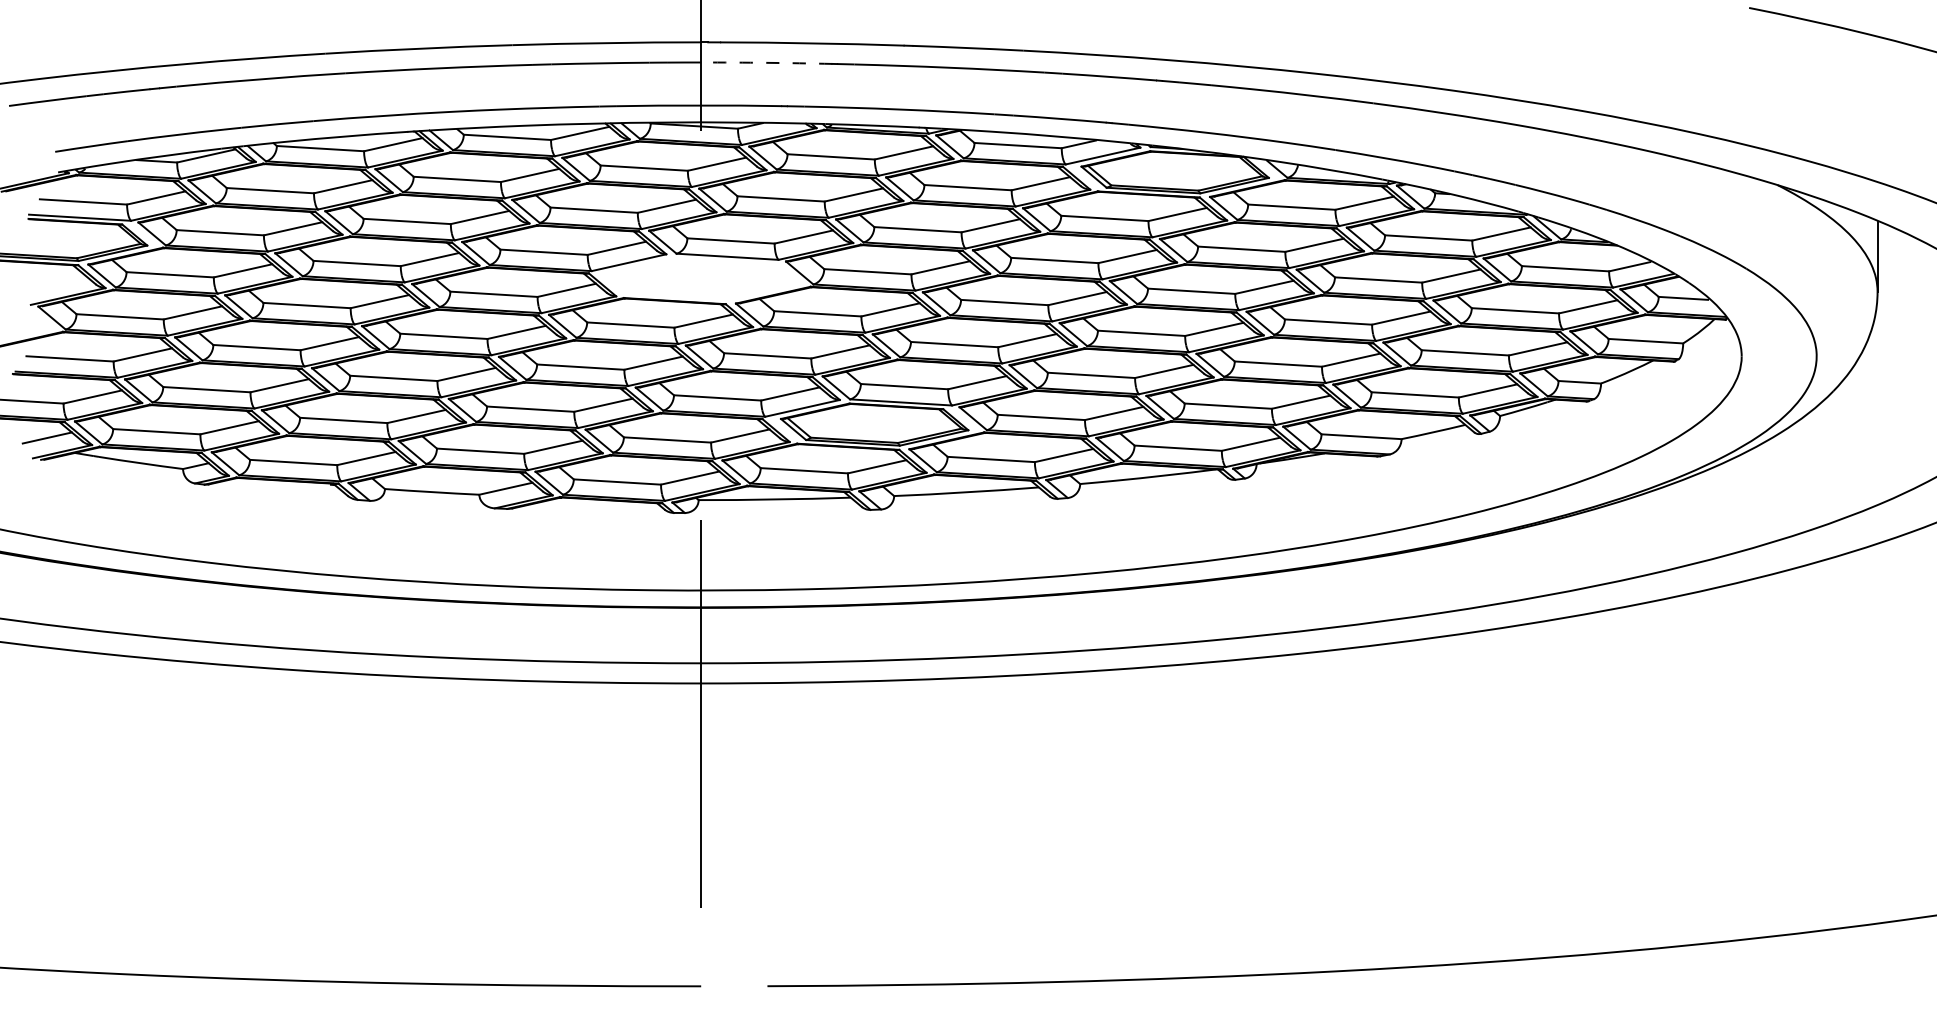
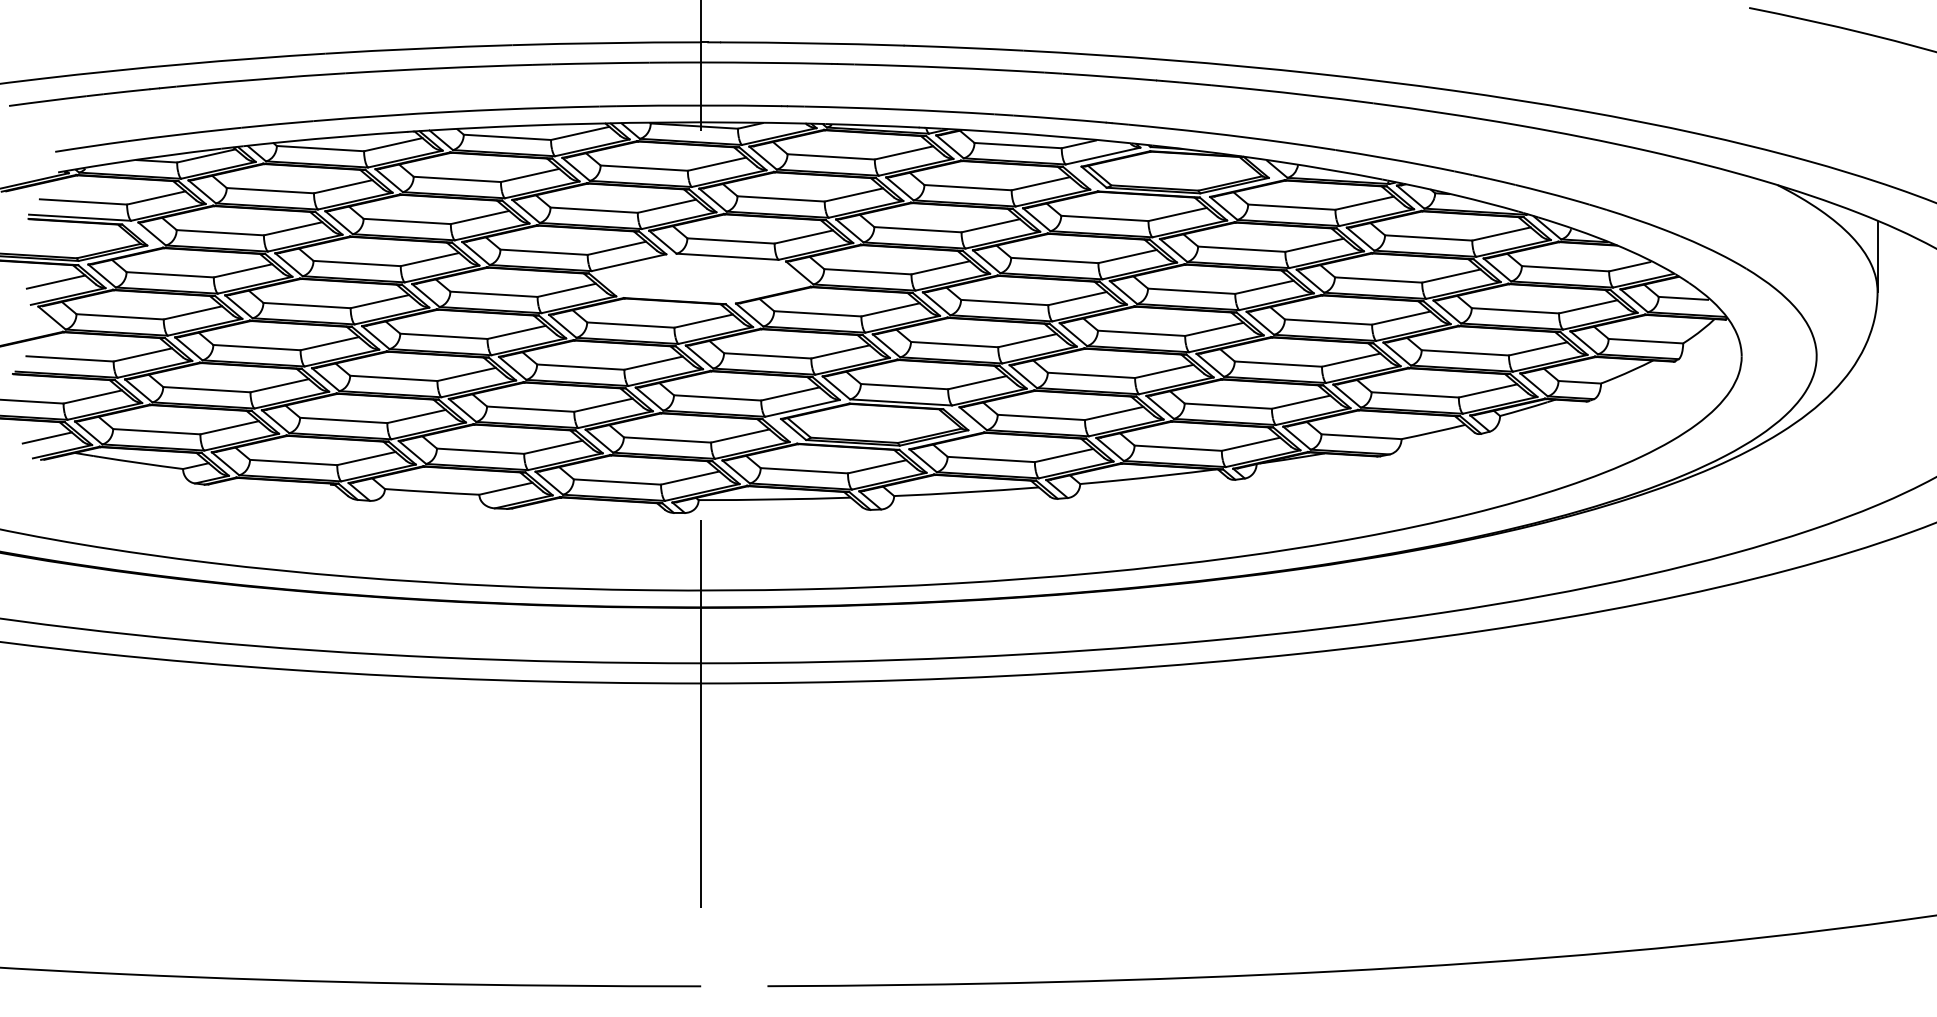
arc: dashed -> solid (766, 62)
line: none -> present (55, 281)
